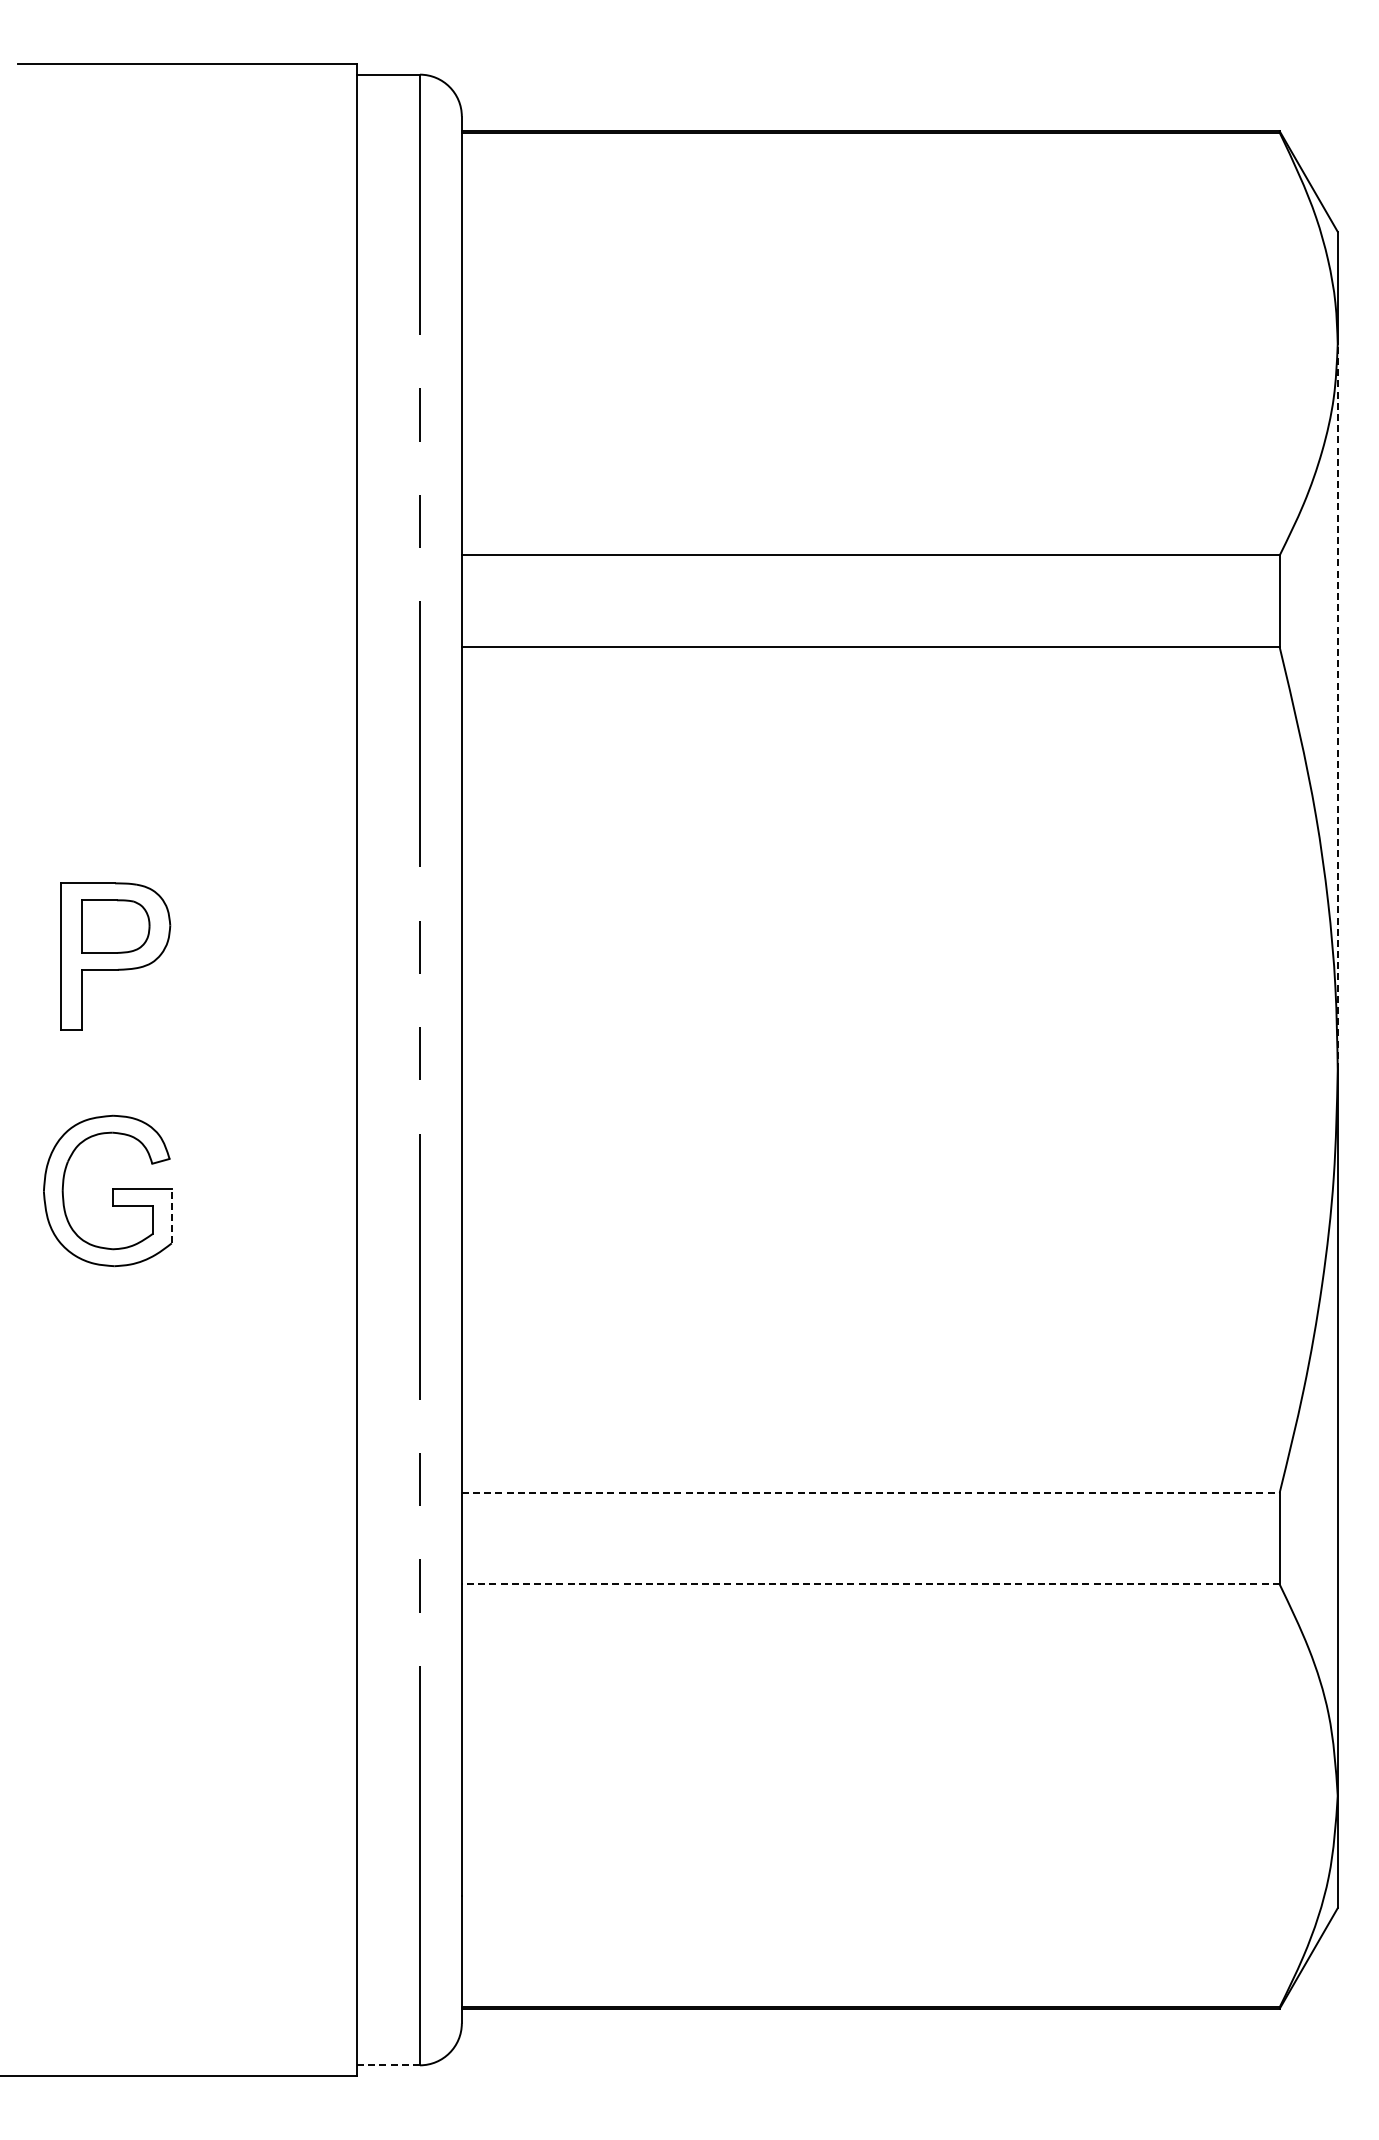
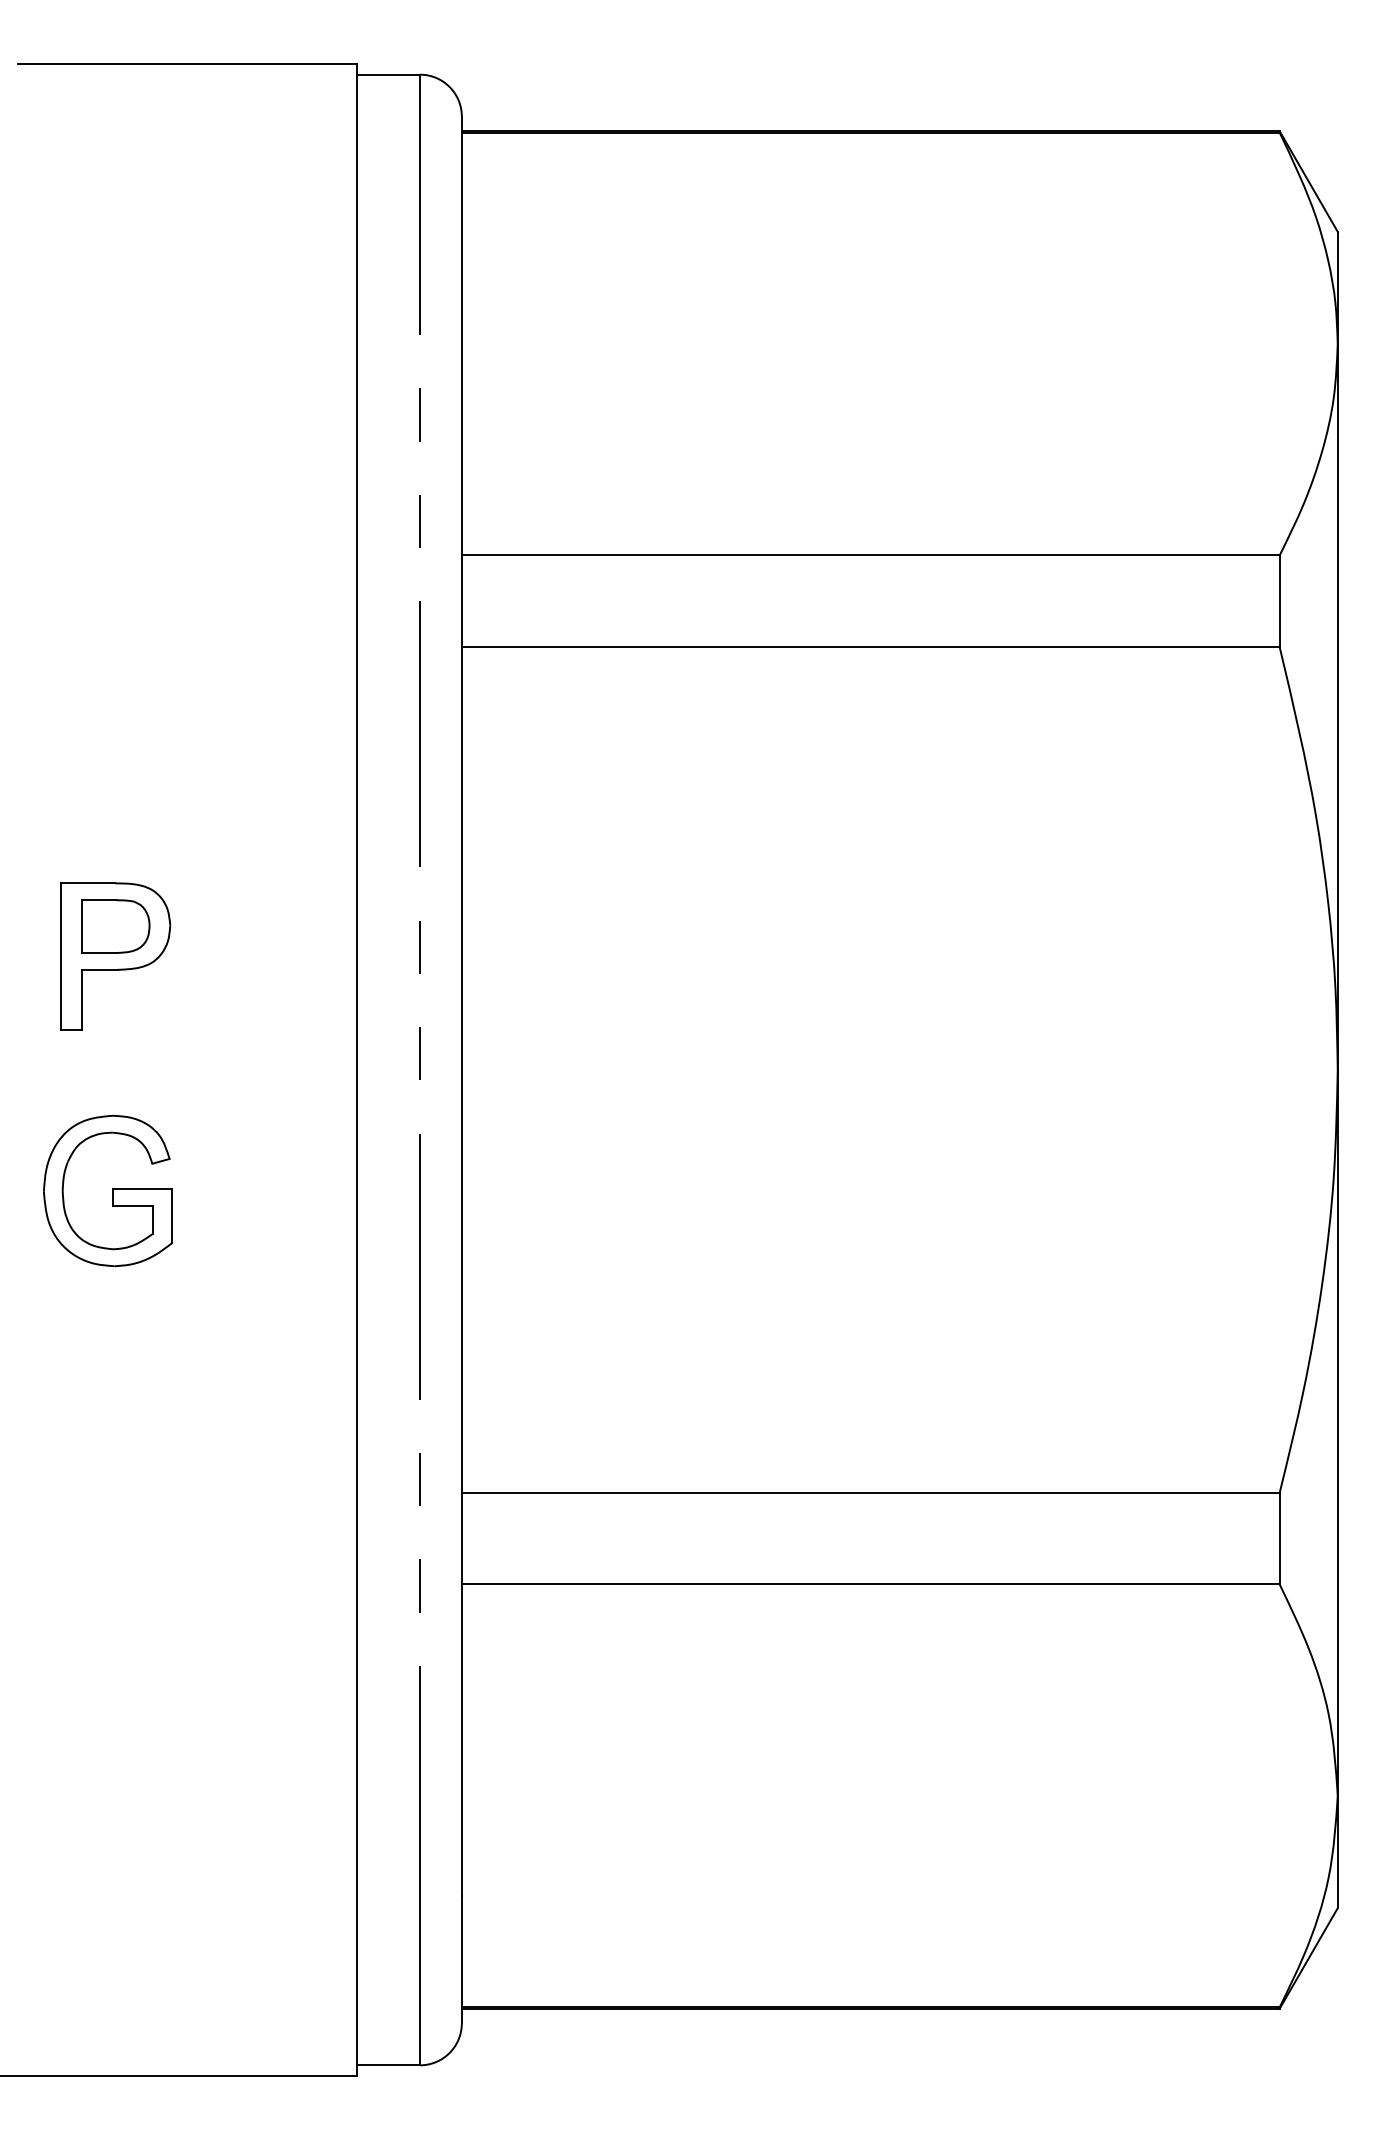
line: dashed -> solid (1337, 707)
line: dashed -> solid (171, 1215)
line: dashed -> solid (870, 1492)
line: dashed -> solid (870, 1584)
line: dashed -> solid (389, 2065)
